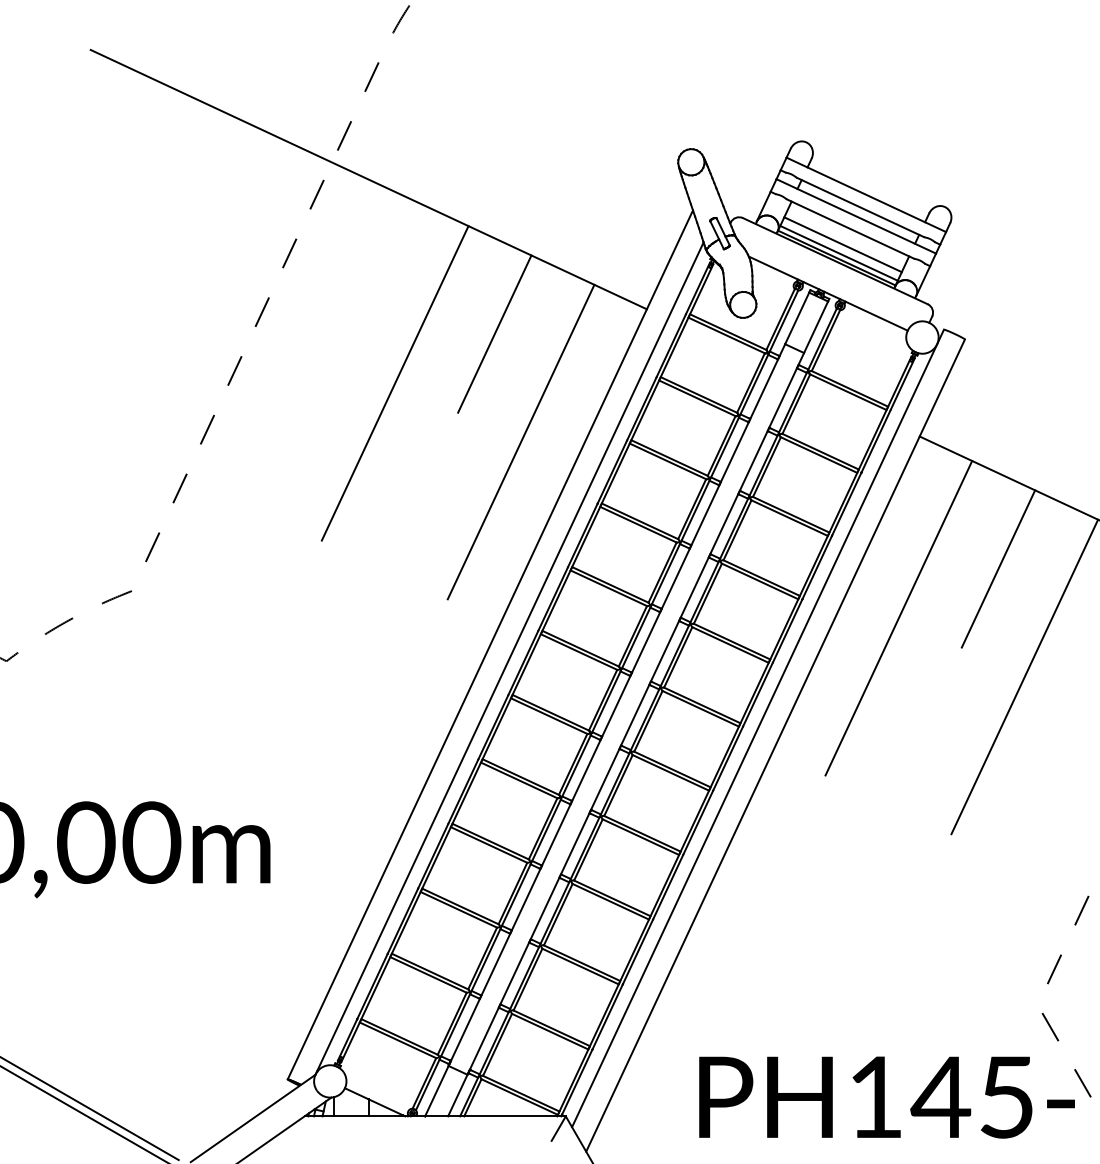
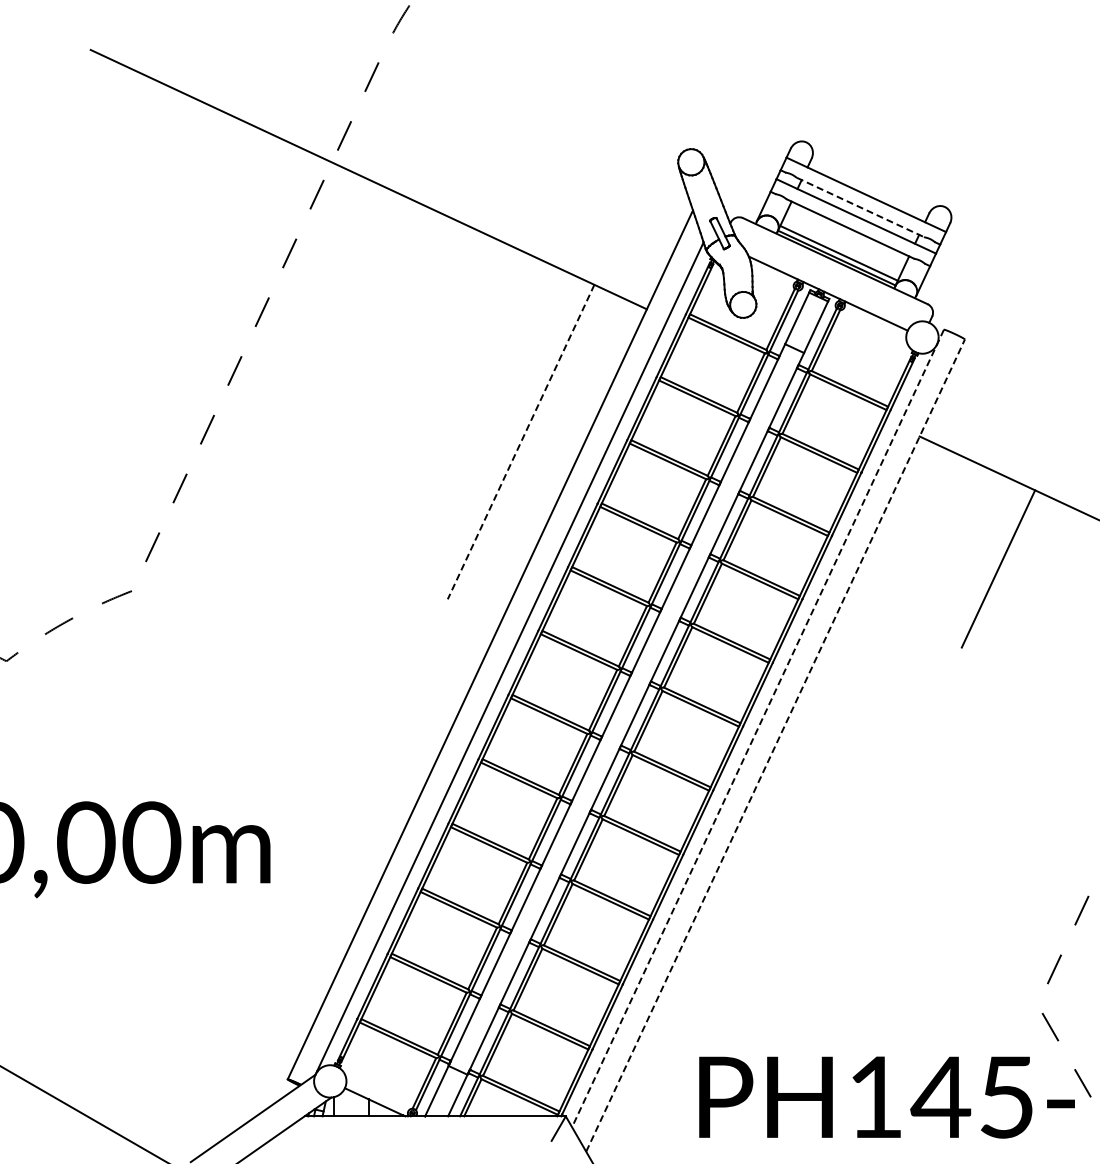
line: solid -> dashed (860, 207)
line: present -> none (842, 244)
line: present -> none (494, 333)
line: present -> none (394, 383)
line: solid -> dashed (521, 442)
line: present -> none (898, 617)
line: present -> none (1023, 678)
line: solid -> dashed (758, 728)
line: solid -> dashed (775, 745)
line: present -> none (90, 1109)
